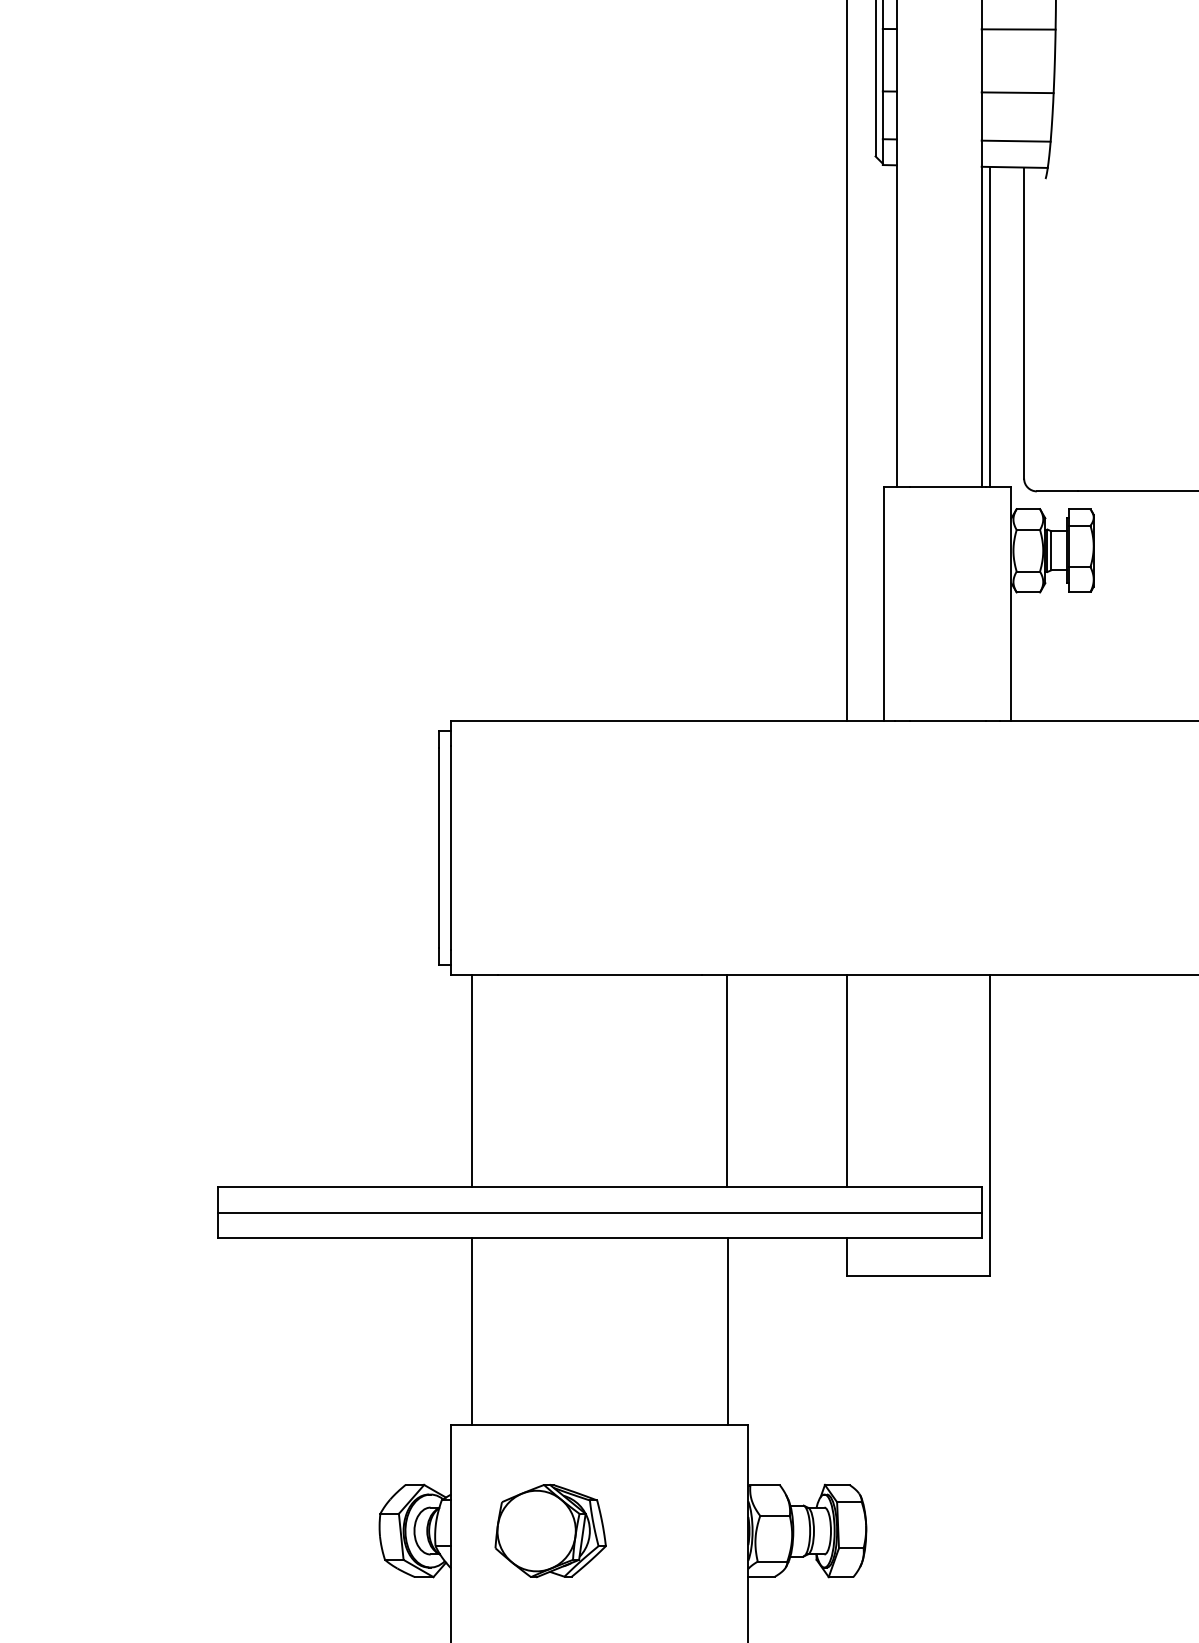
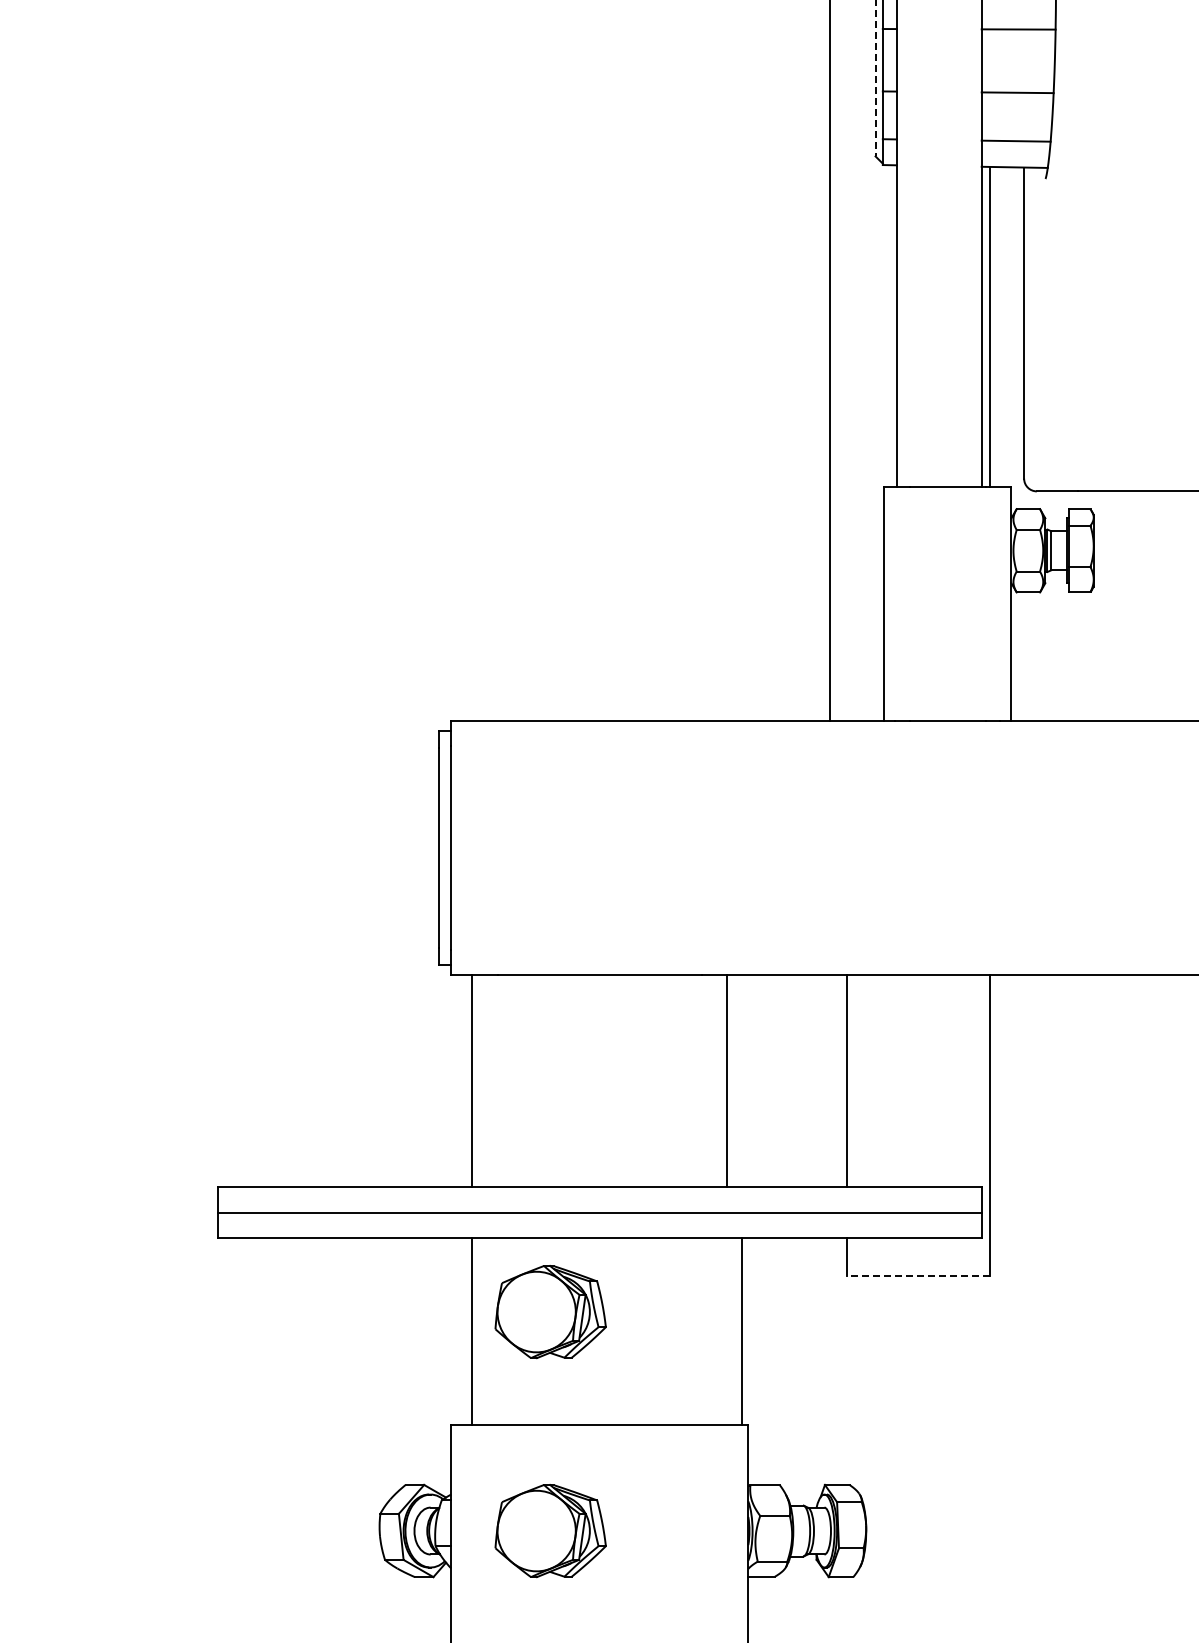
line: solid -> dashed (875, 78)
line position: (846, 361) -> (829, 361) (829, 361)
line: solid -> dashed (918, 1276)
part: none -> present (550, 1312)
line position: (727, 1331) -> (741, 1331) (741, 1331)
